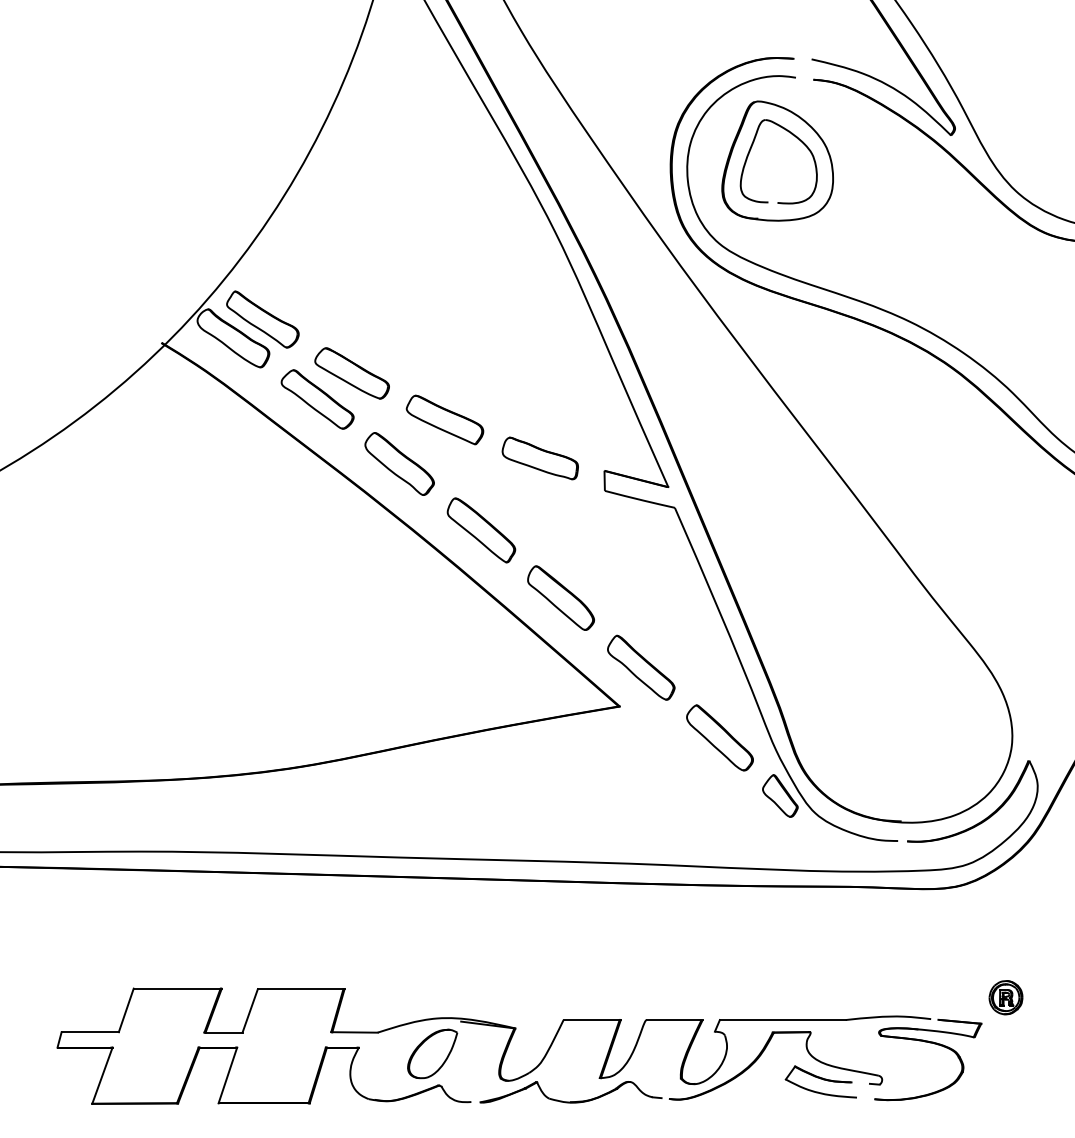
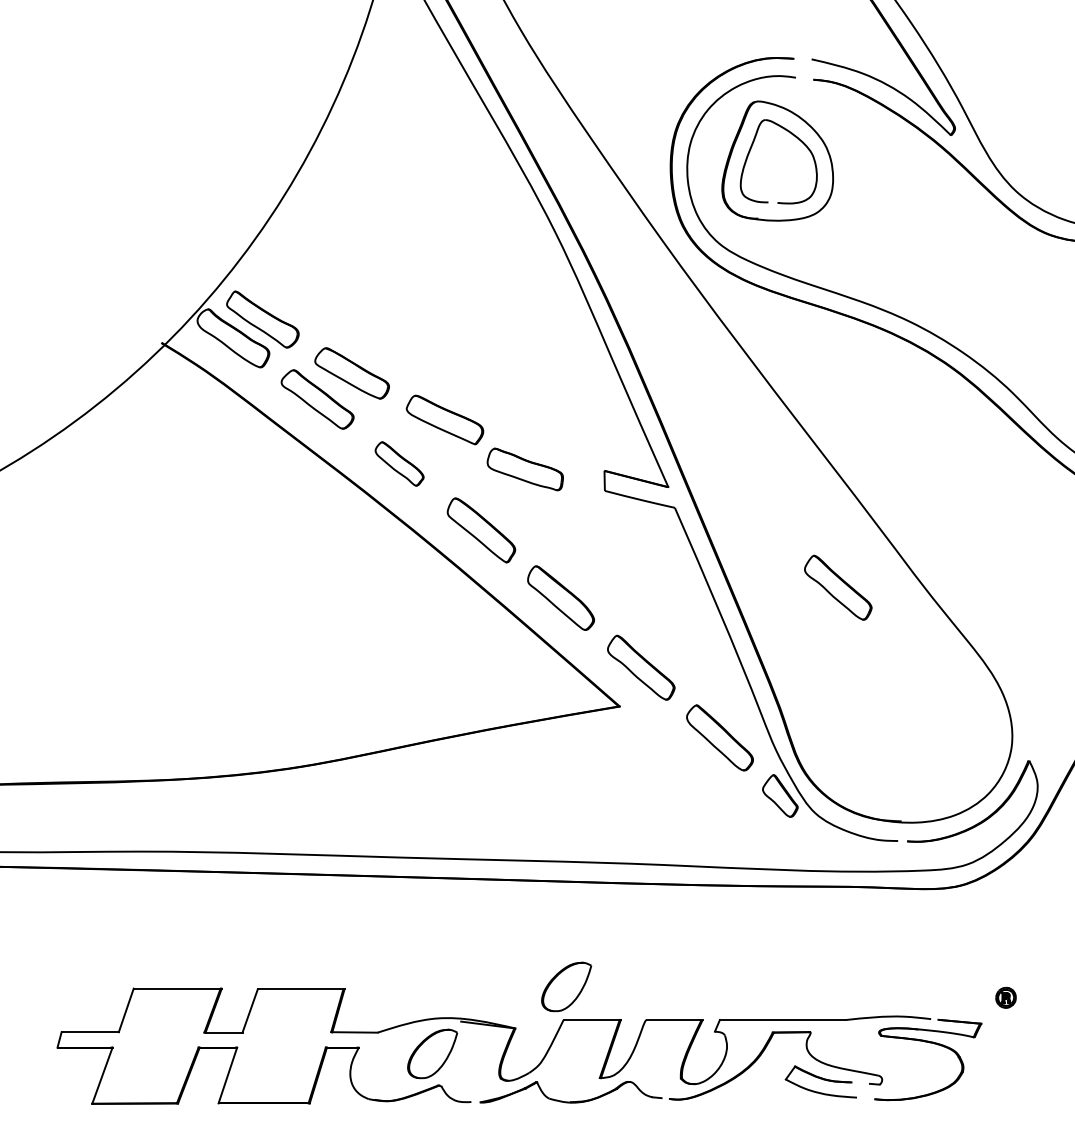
part position: (539, 458) -> (524, 469) (524, 469)
part size: 71x64 px -> 51x46 px (399, 463)
part: none -> present (838, 587)
part: none -> present (566, 986)
part size: 36x36 px -> 22x23 px (1005, 997)
